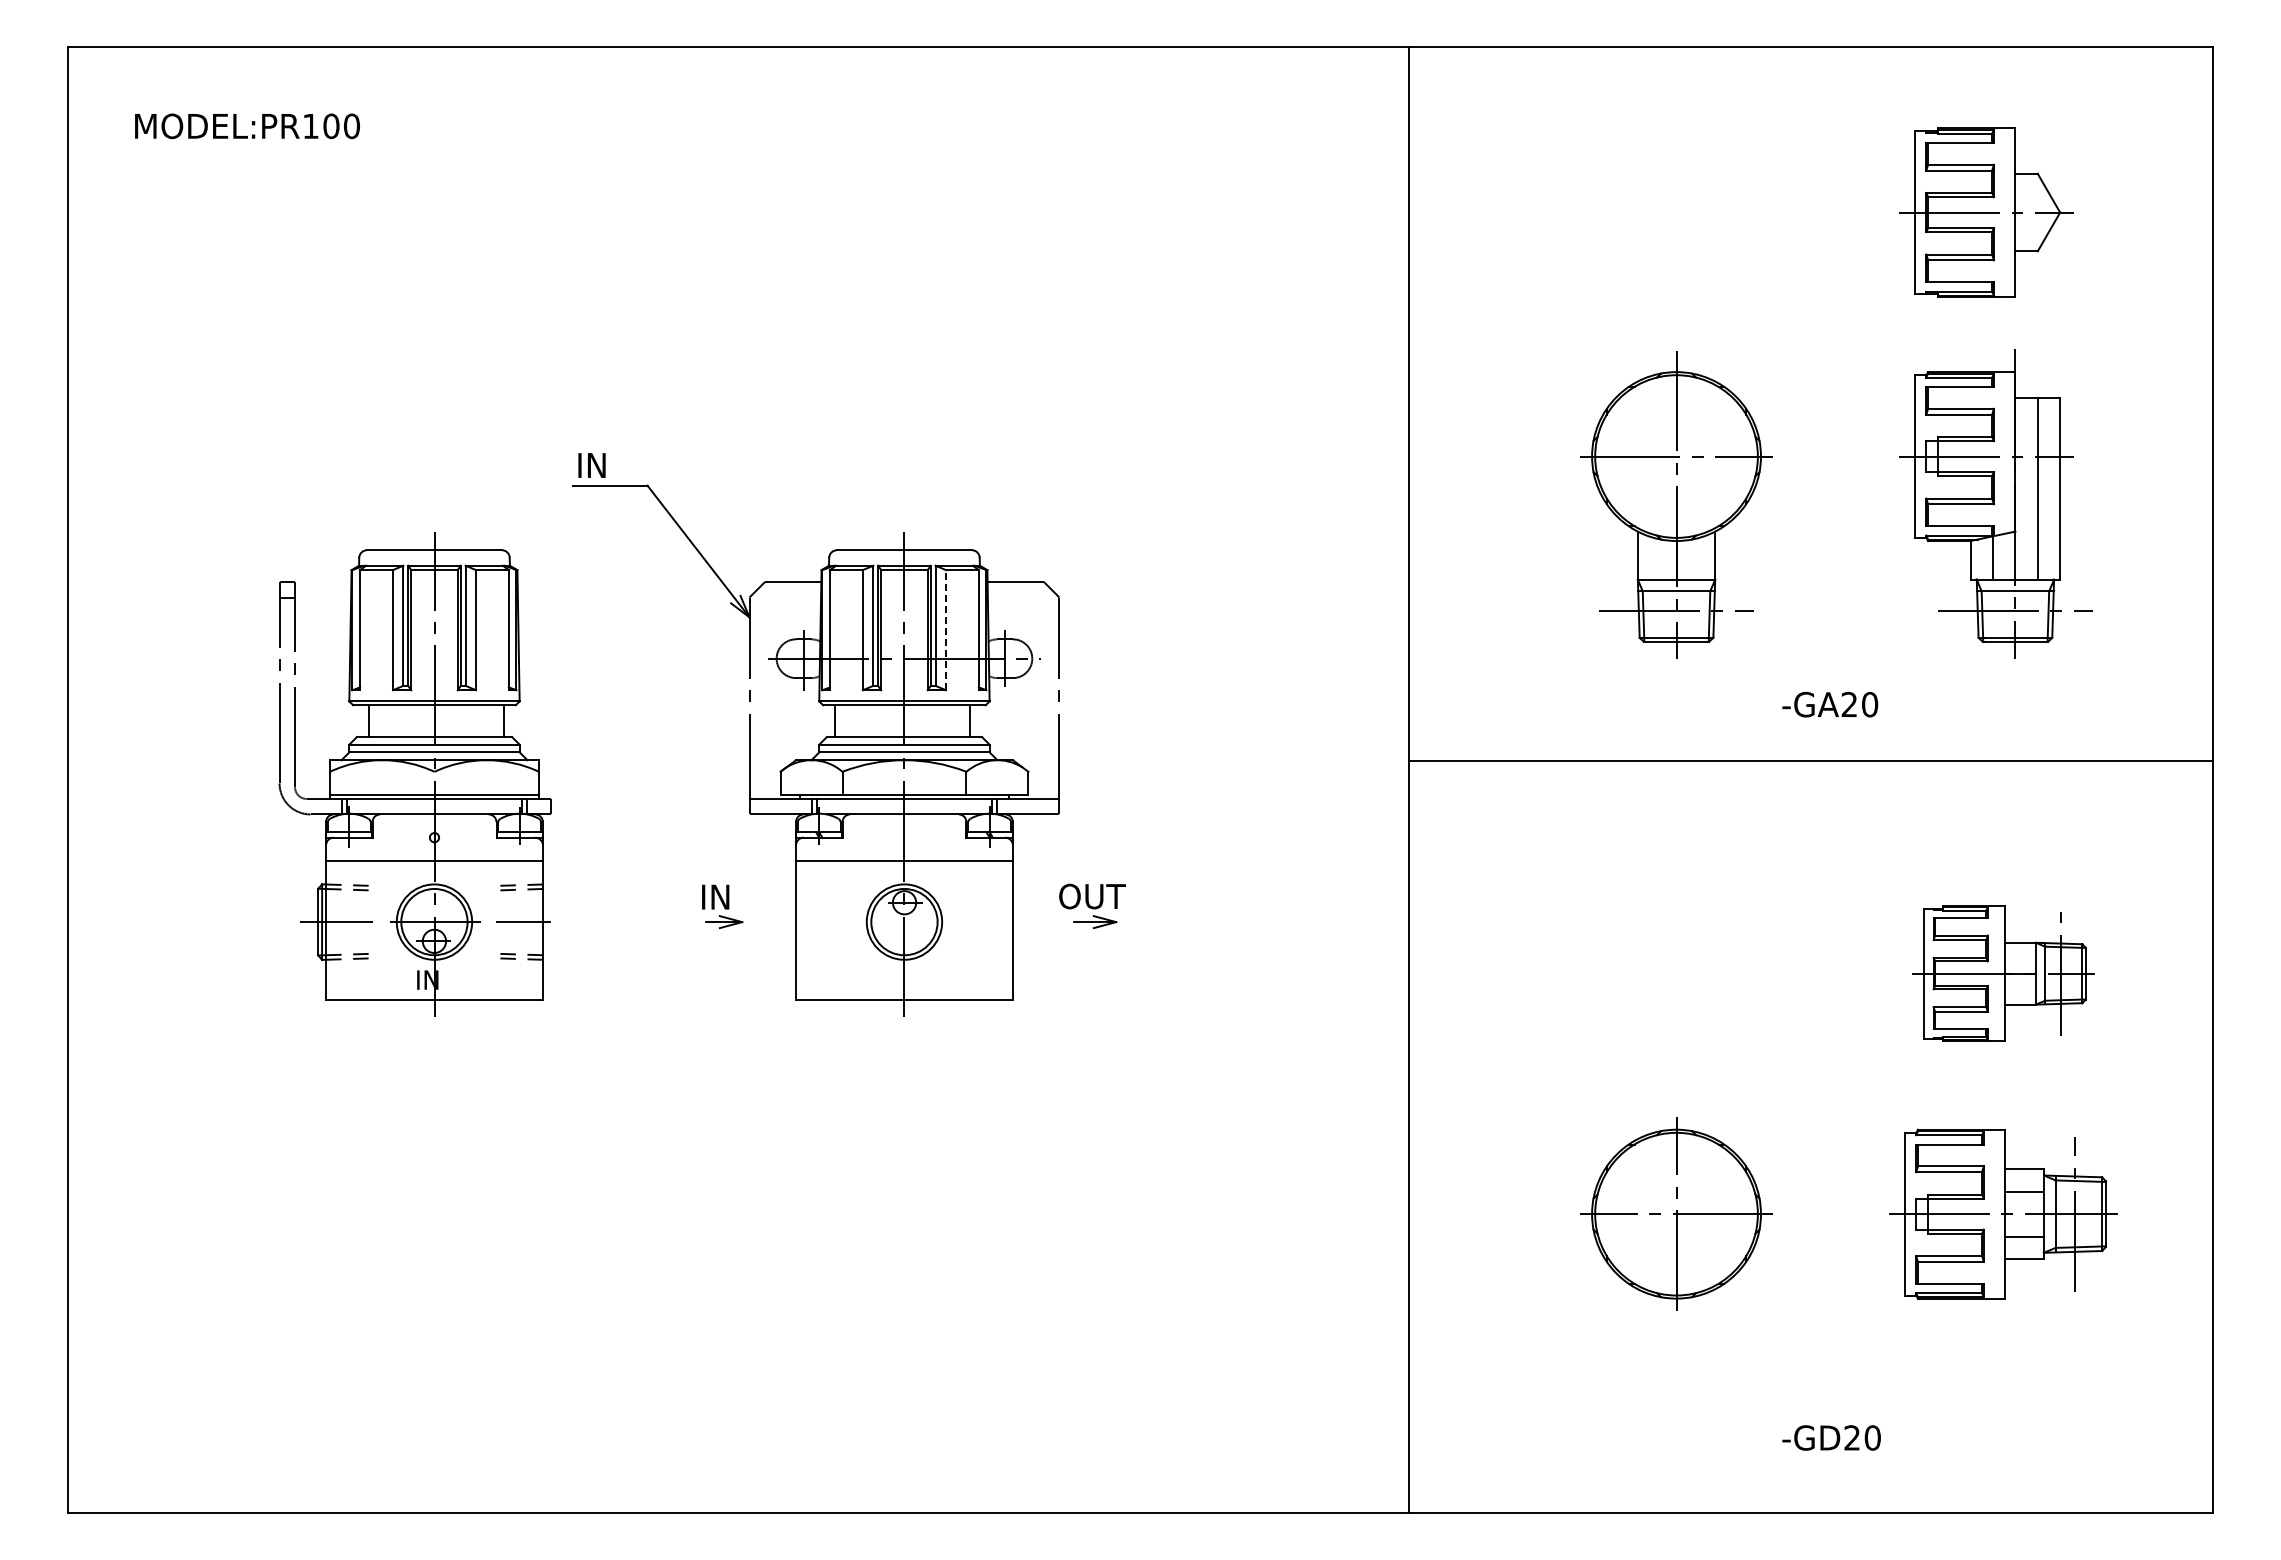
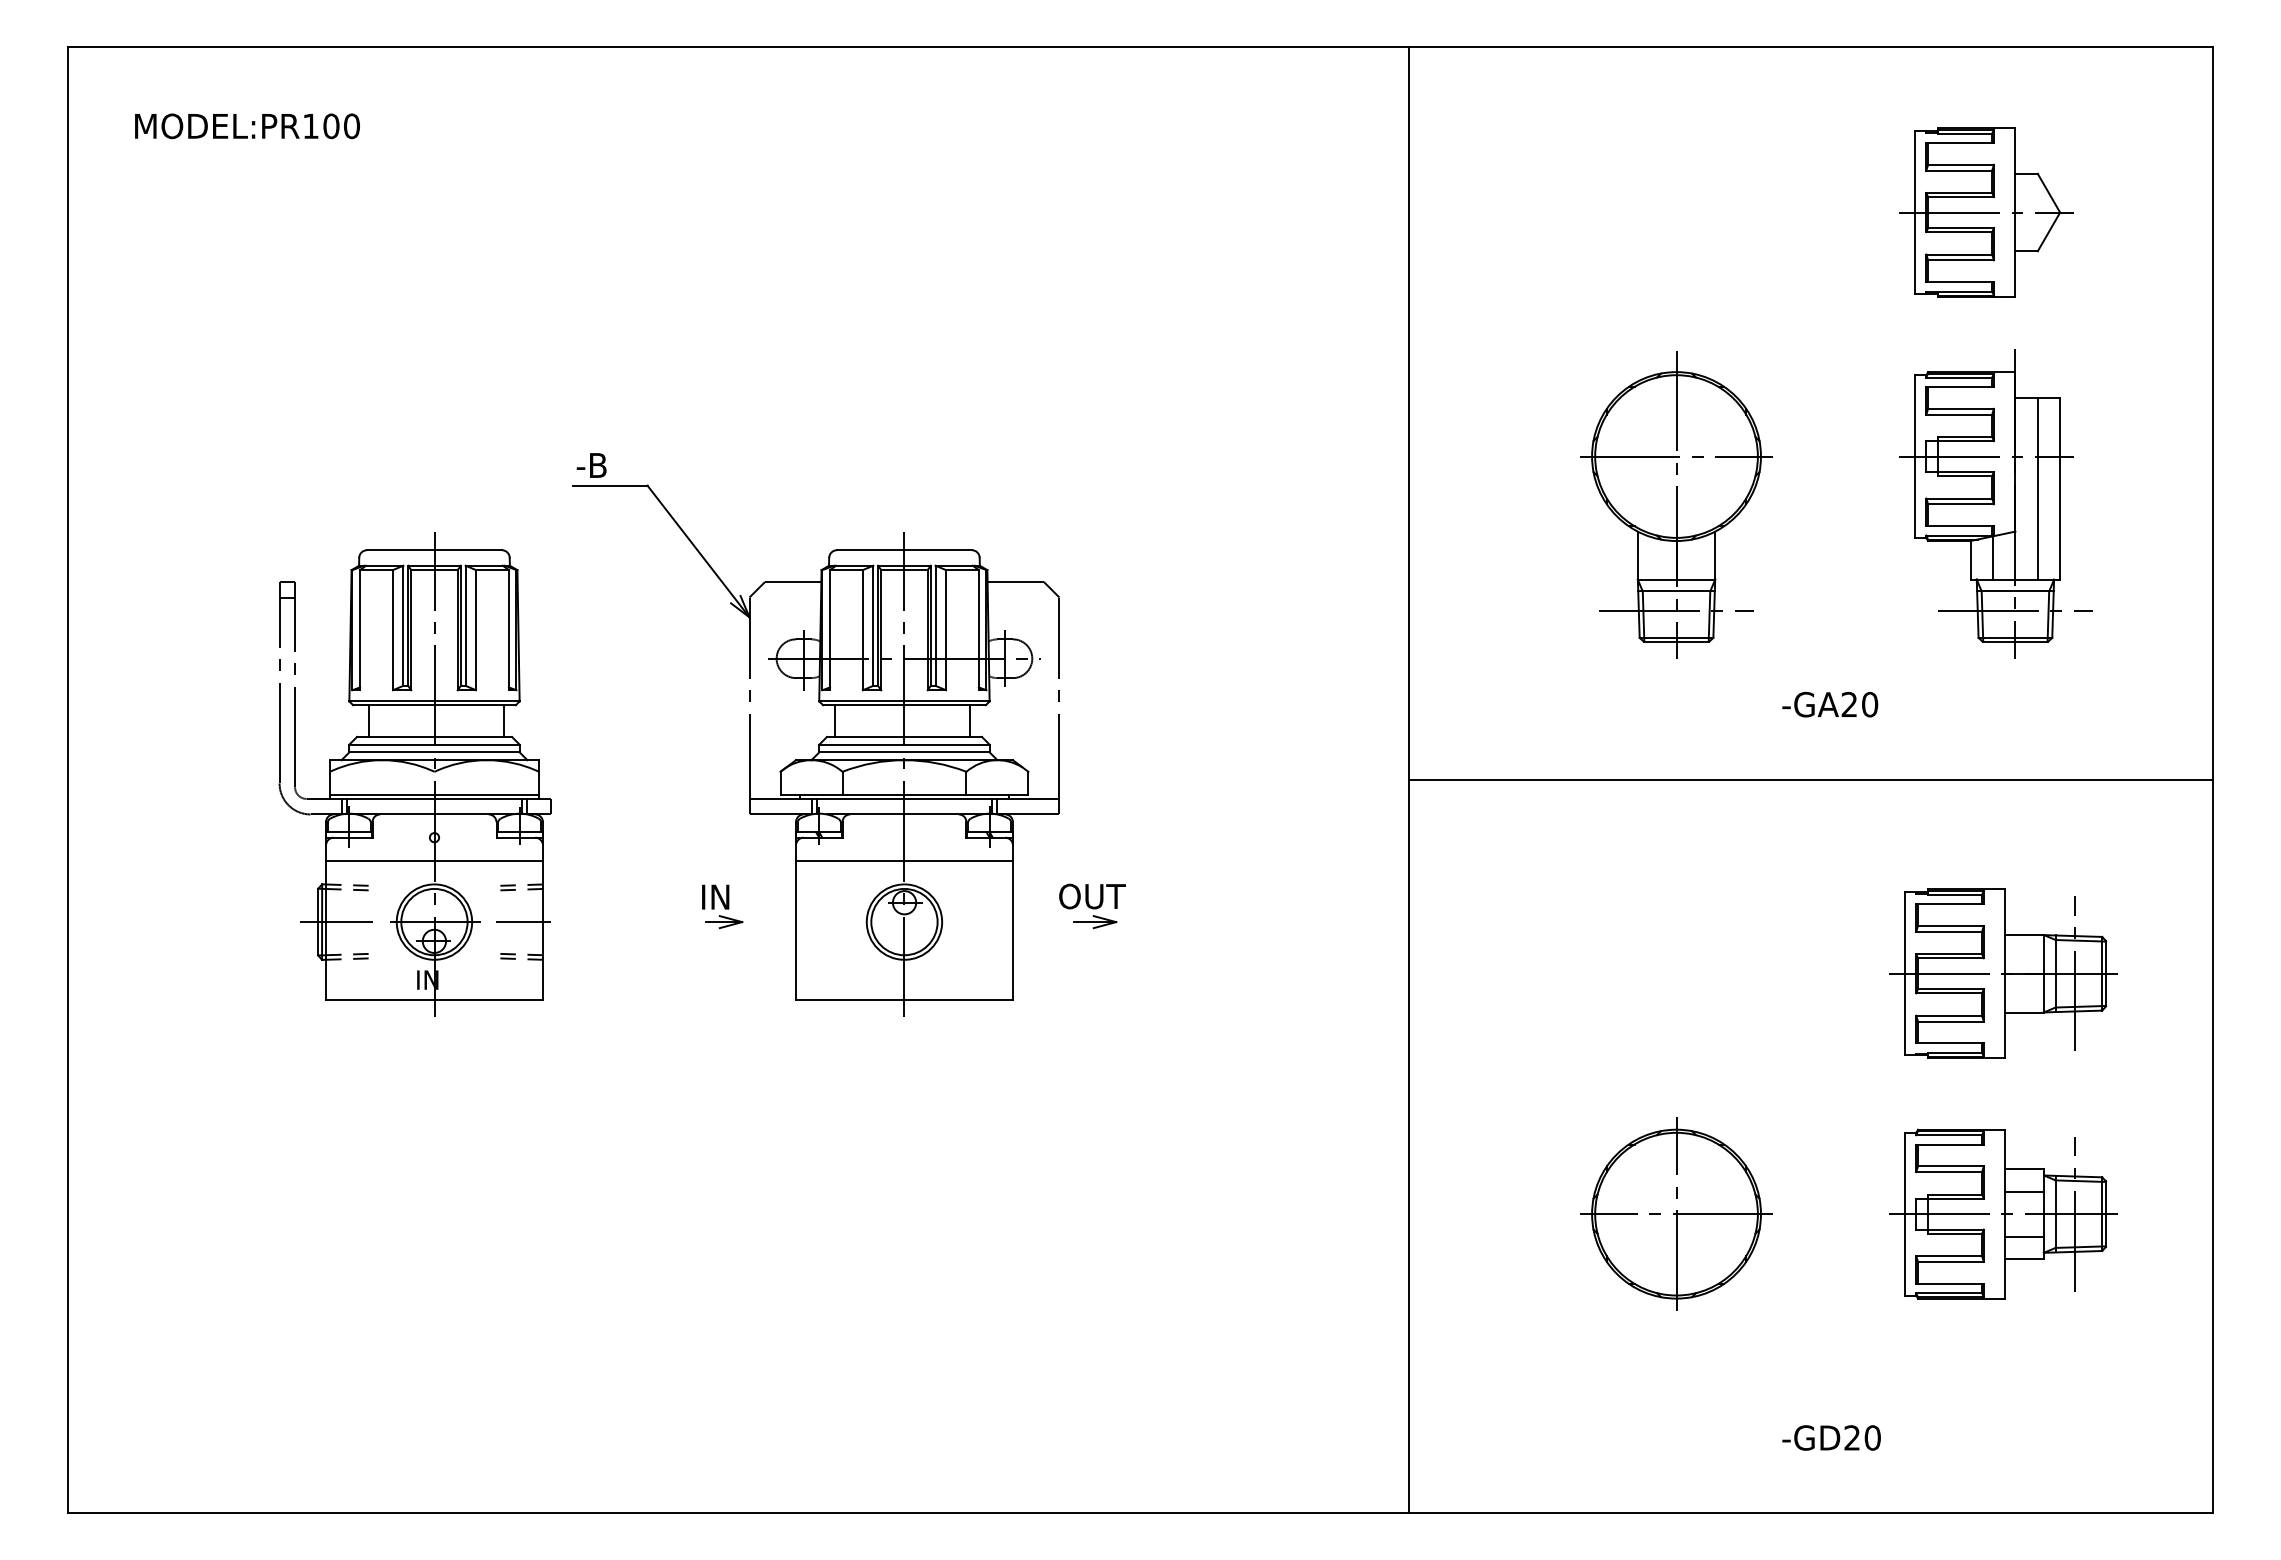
text: IN -> -B (591, 465)
line: dashed -> solid (946, 629)
line position: (1810, 761) -> (1810, 780) (1810, 780)
part size: 183x137 px -> 229x171 px (2003, 973)
